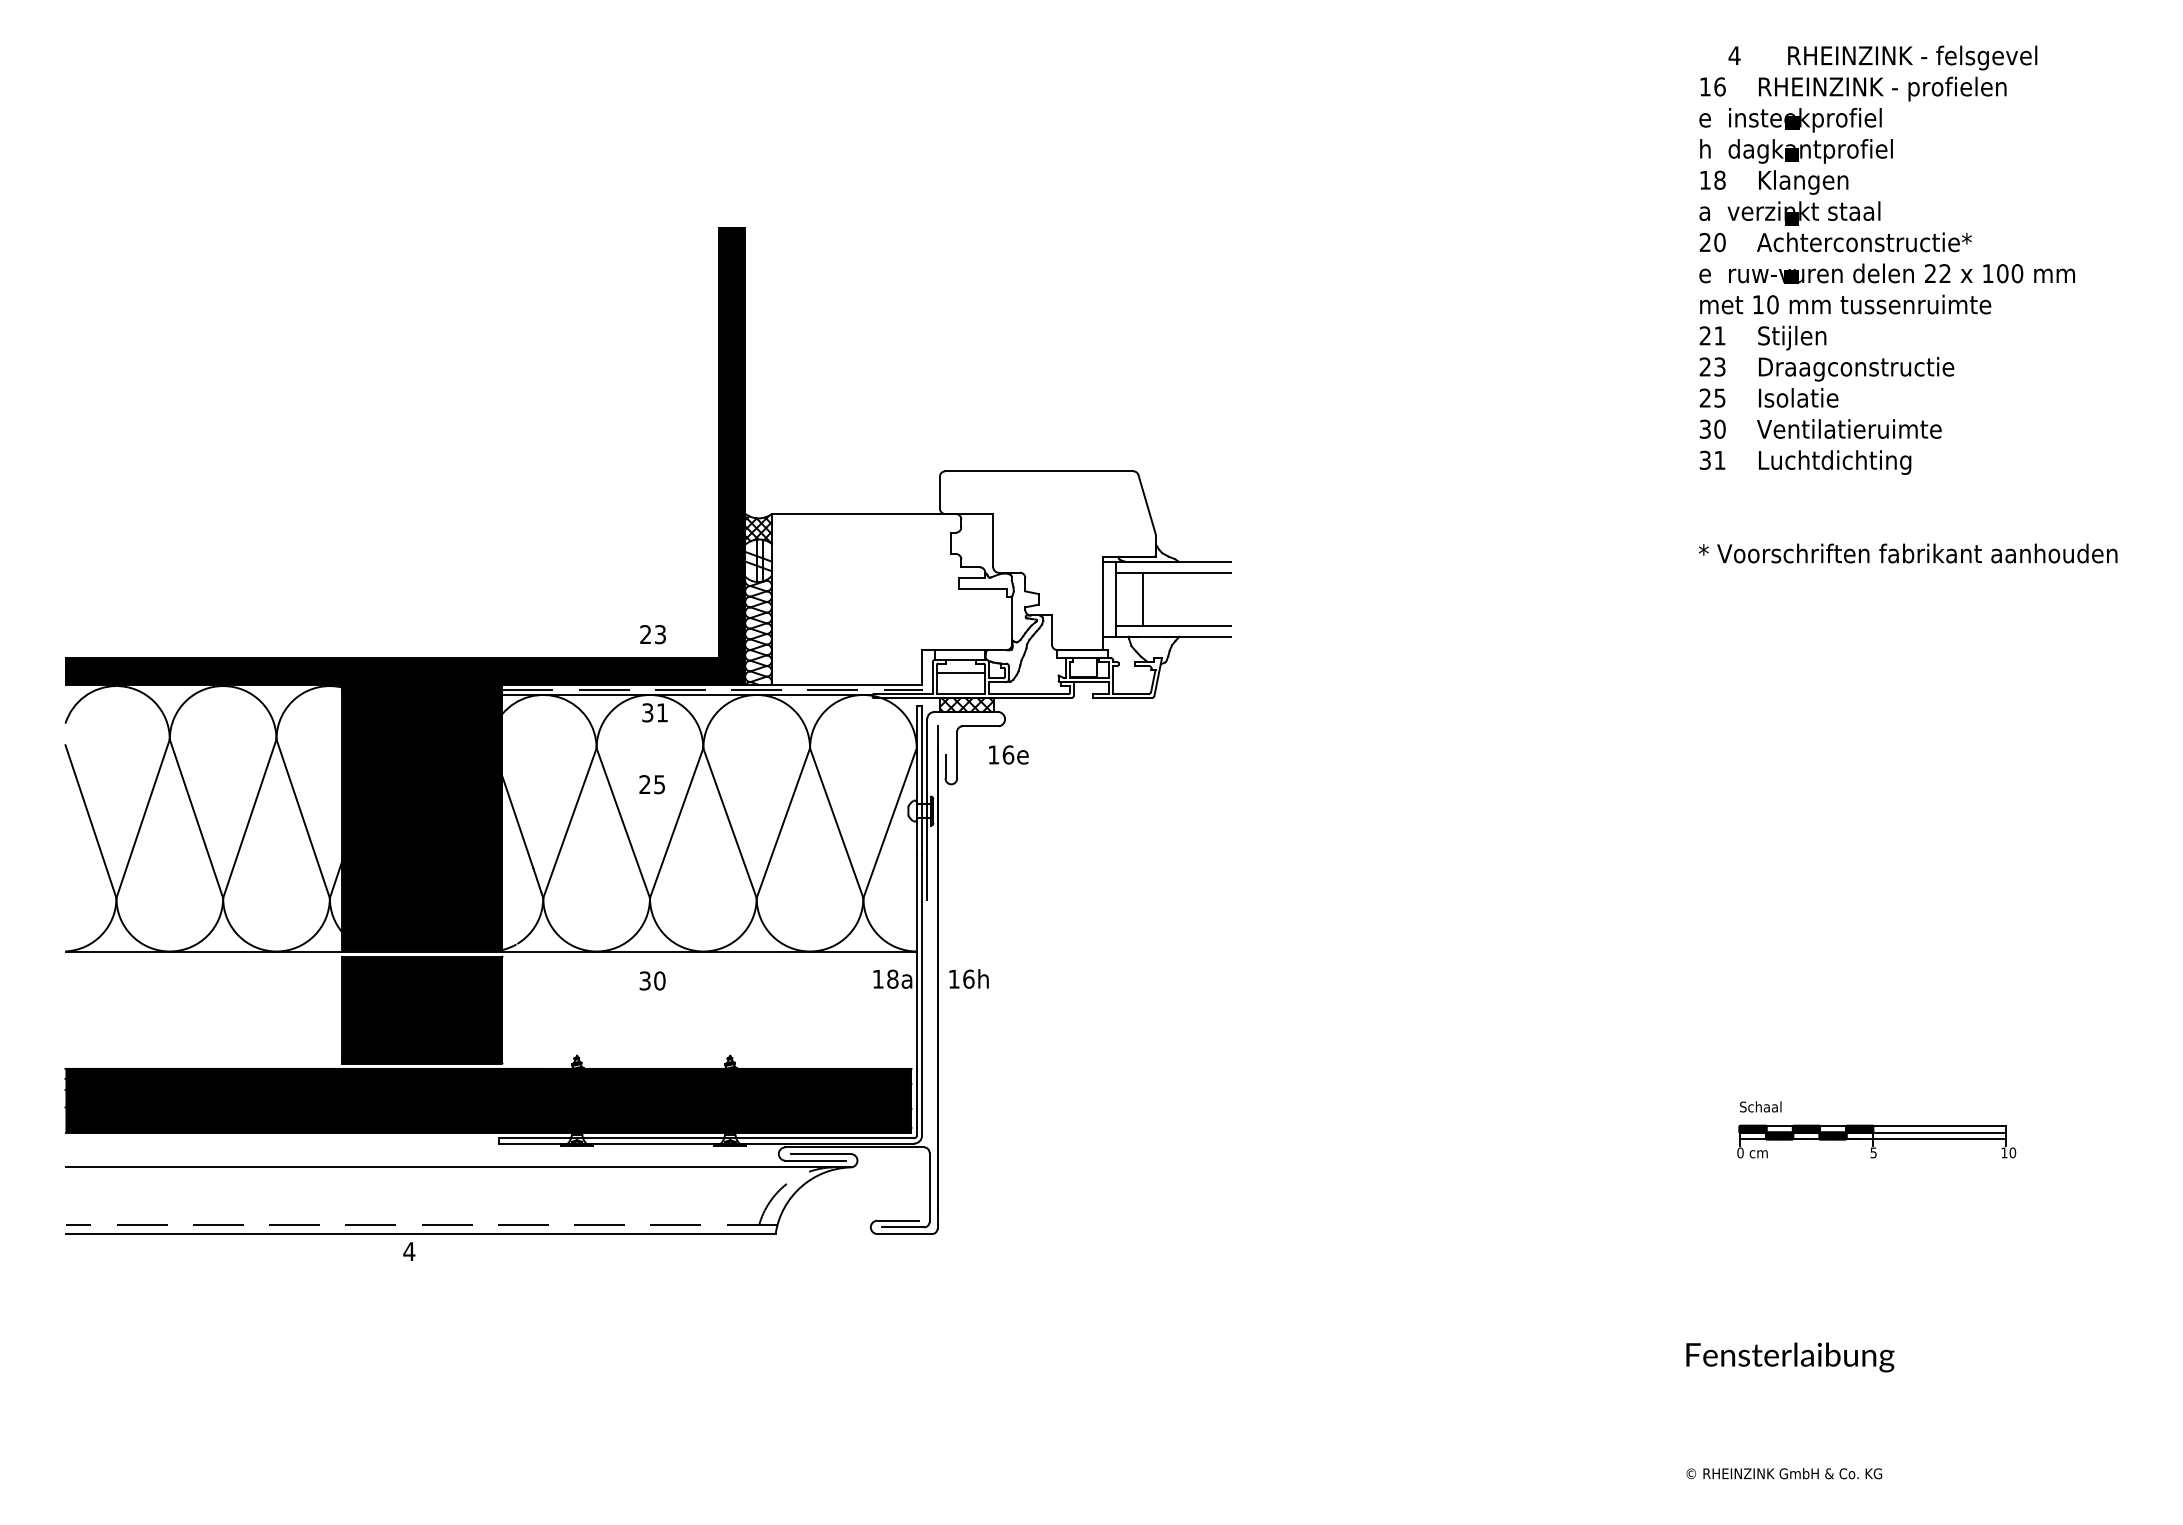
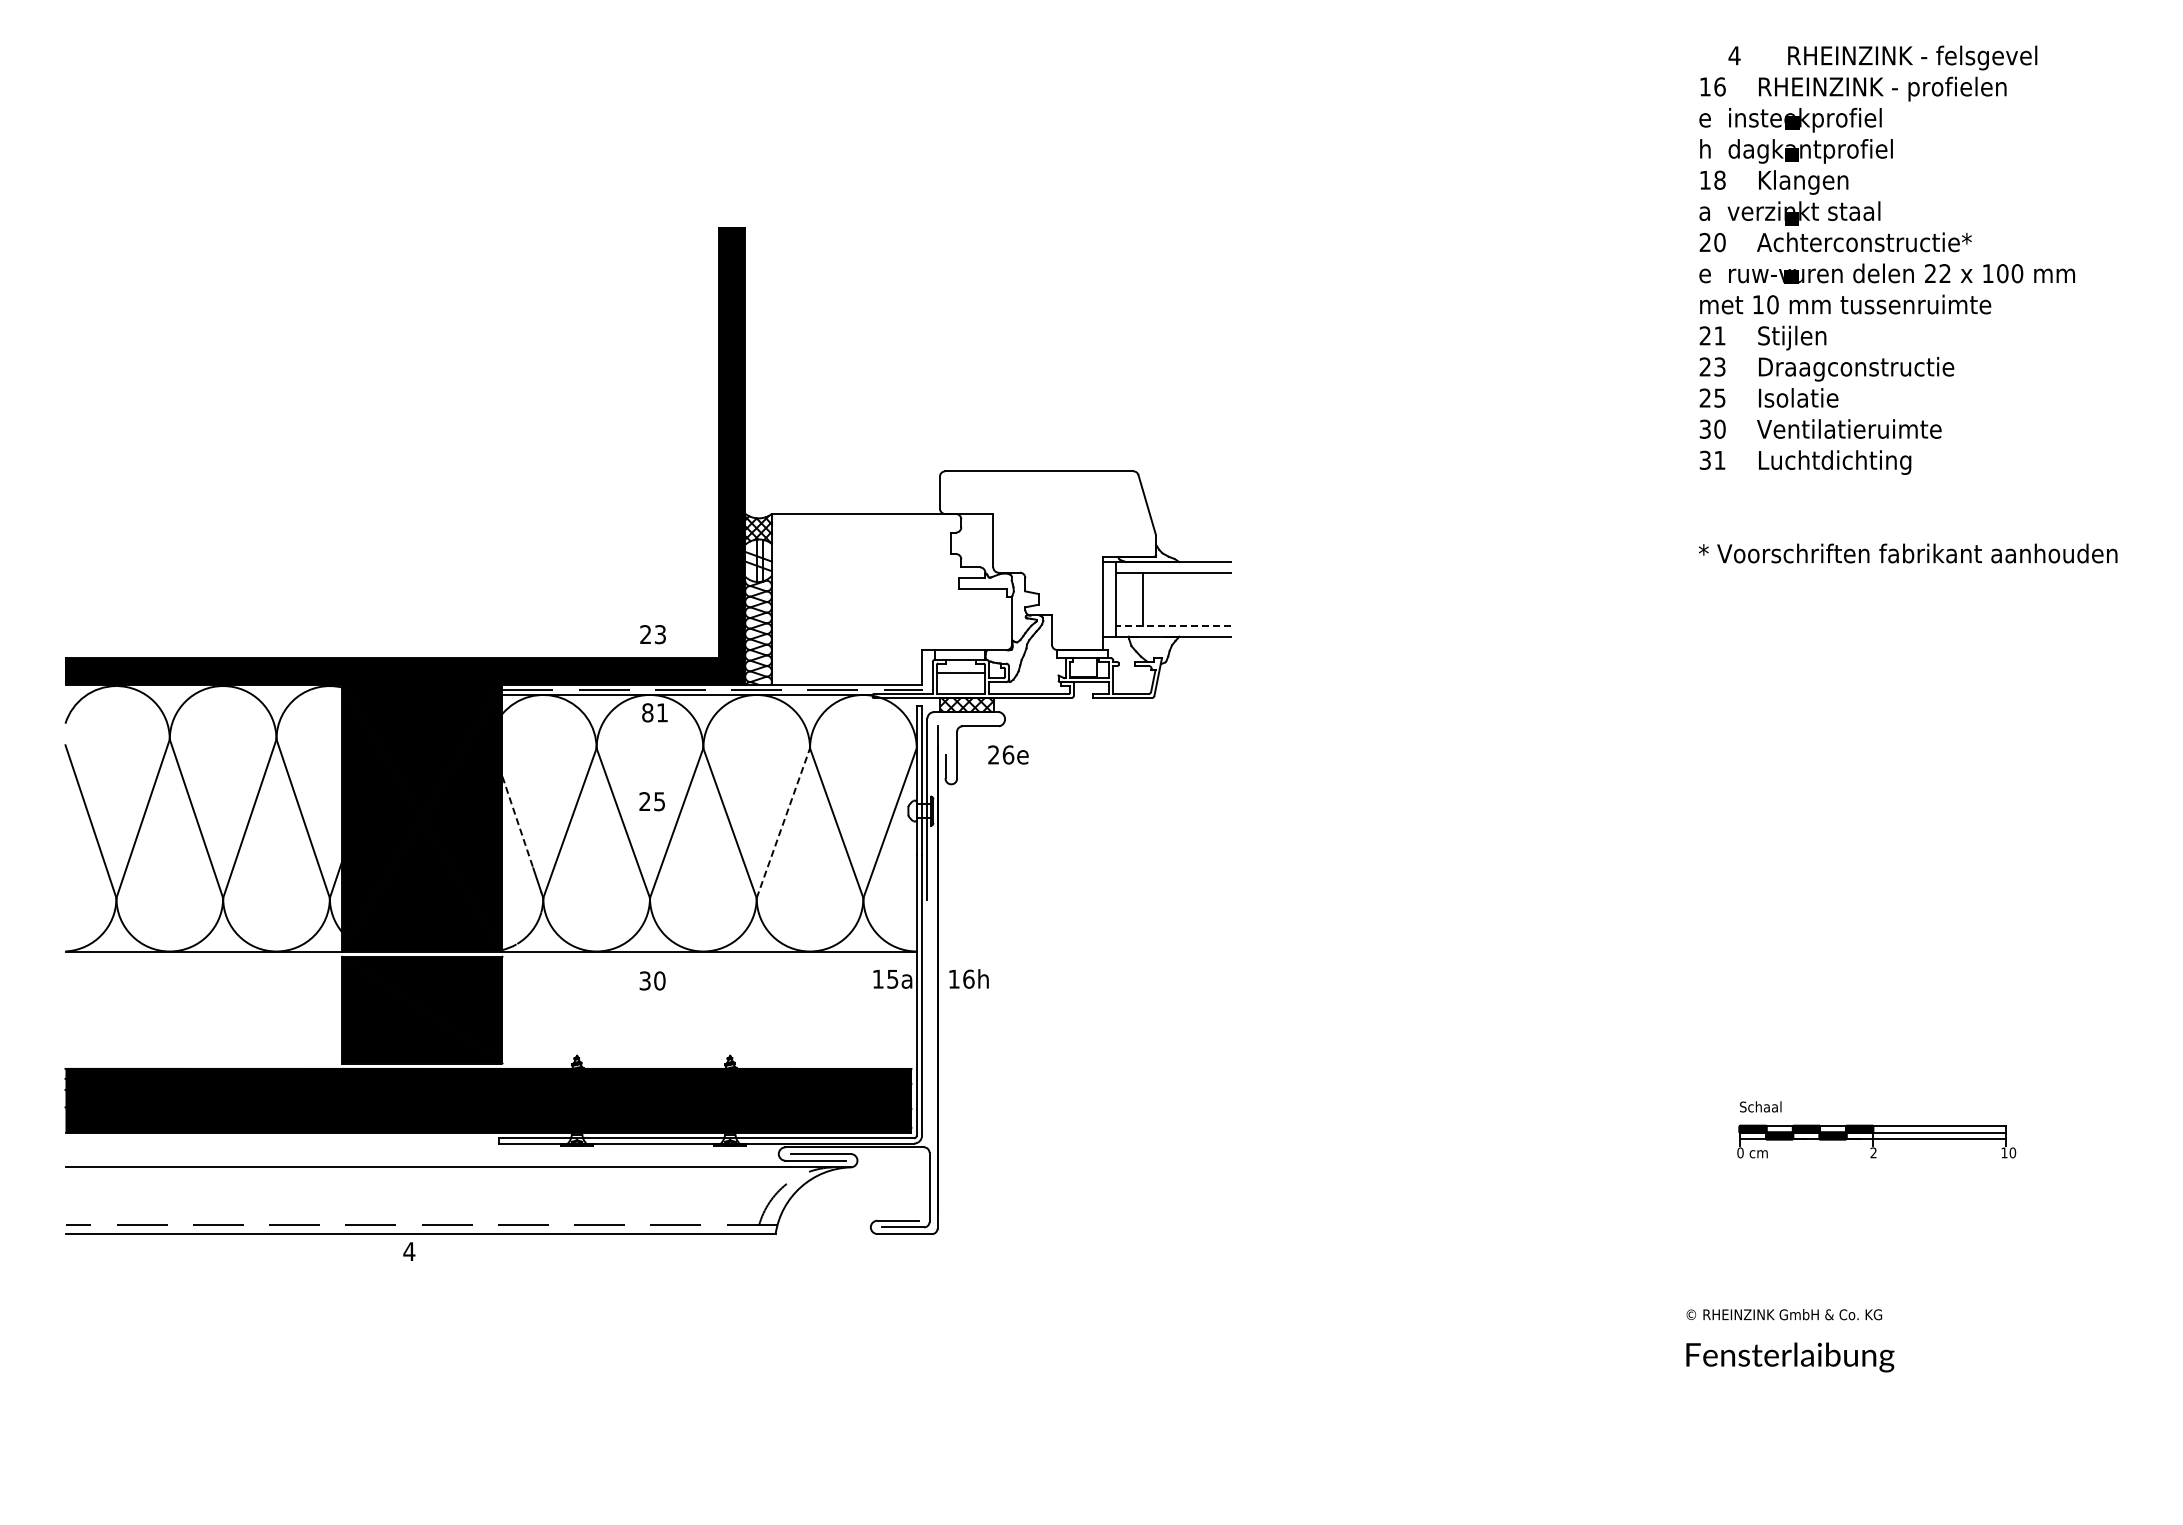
line: solid -> dashed (1173, 626)
text: 31 -> 81 (647, 712)
text: 16e -> 26e (993, 754)
text position: (651, 784) -> (651, 801) (651, 801)
line: solid -> dashed (518, 822)
line: solid -> dashed (783, 823)
text: 18a -> 15a (892, 978)
text: 5 -> 2 (1873, 1152)
text position: (1784, 1473) -> (1784, 1314) (1784, 1314)
